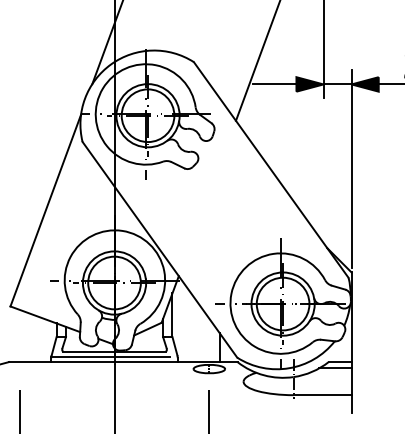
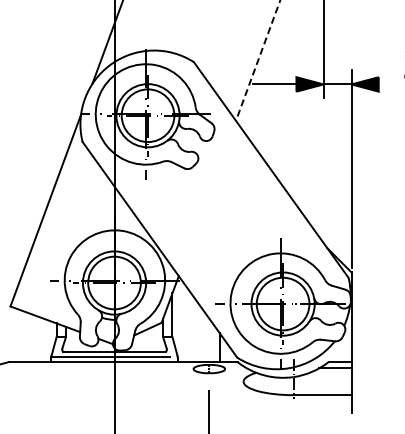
line: solid -> dashed (258, 60)
line: present -> none (389, 84)
line: present -> none (19, 409)
